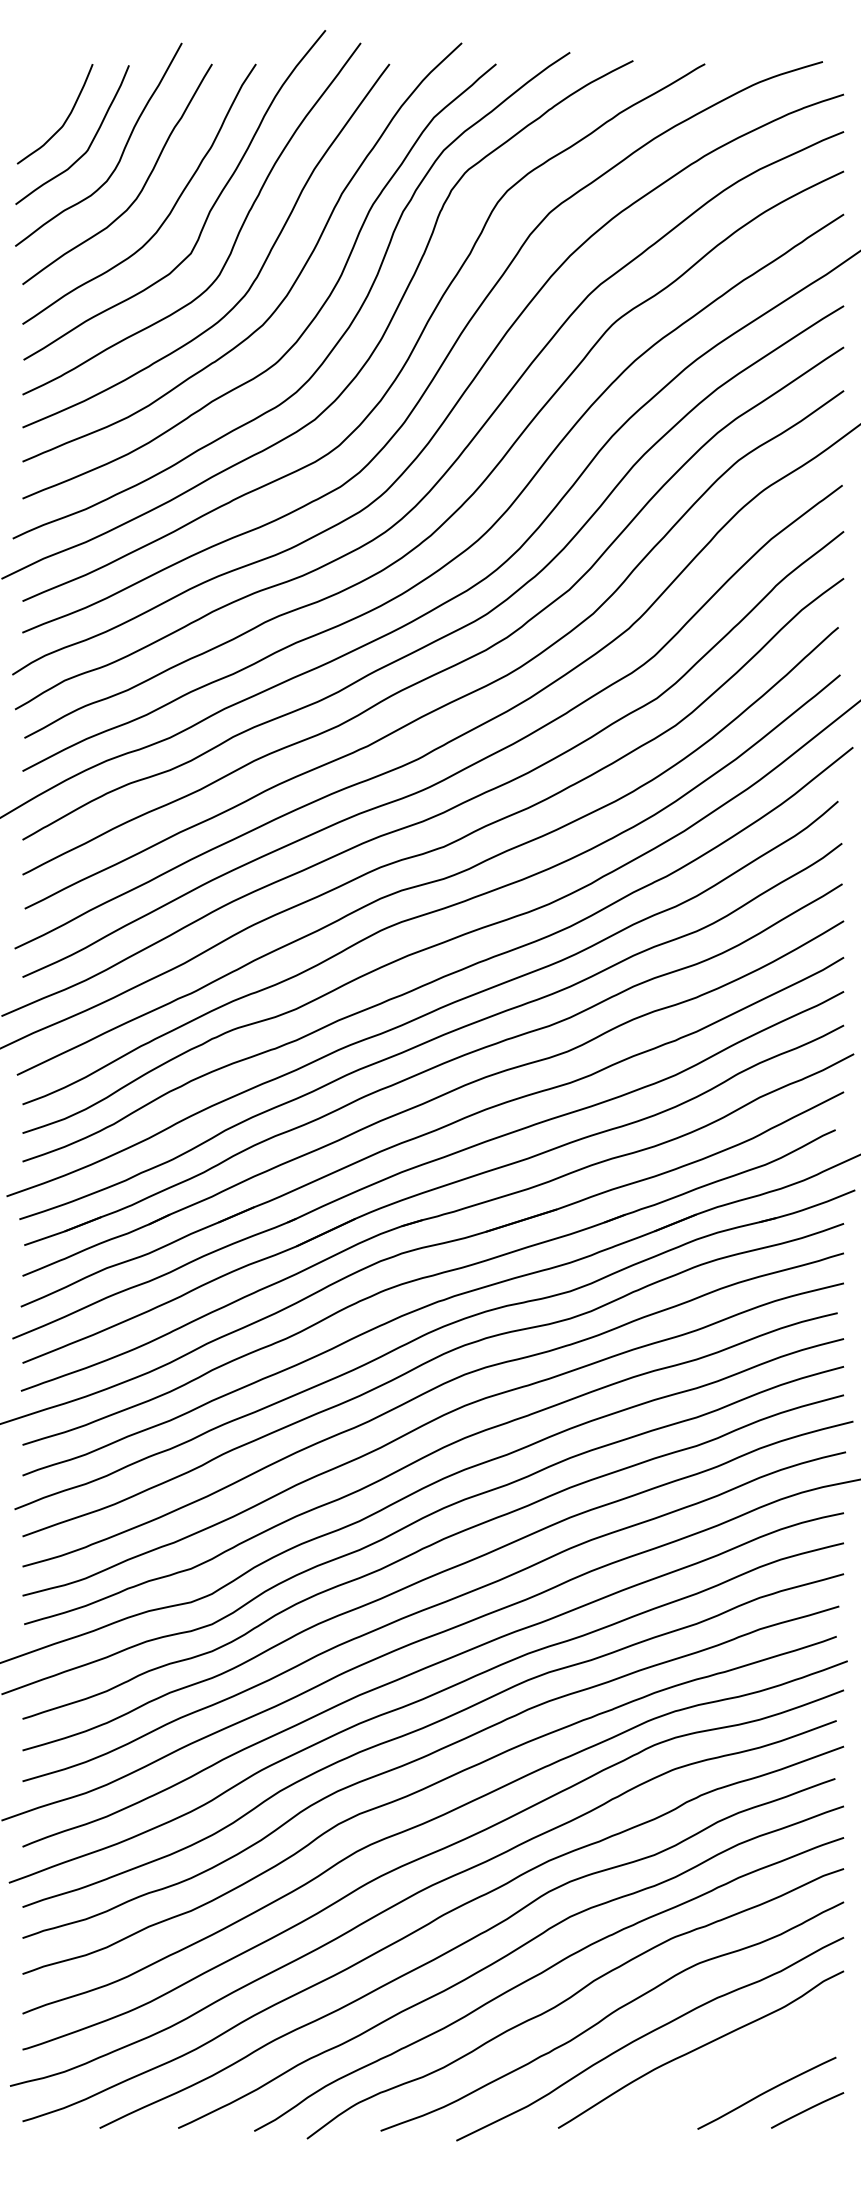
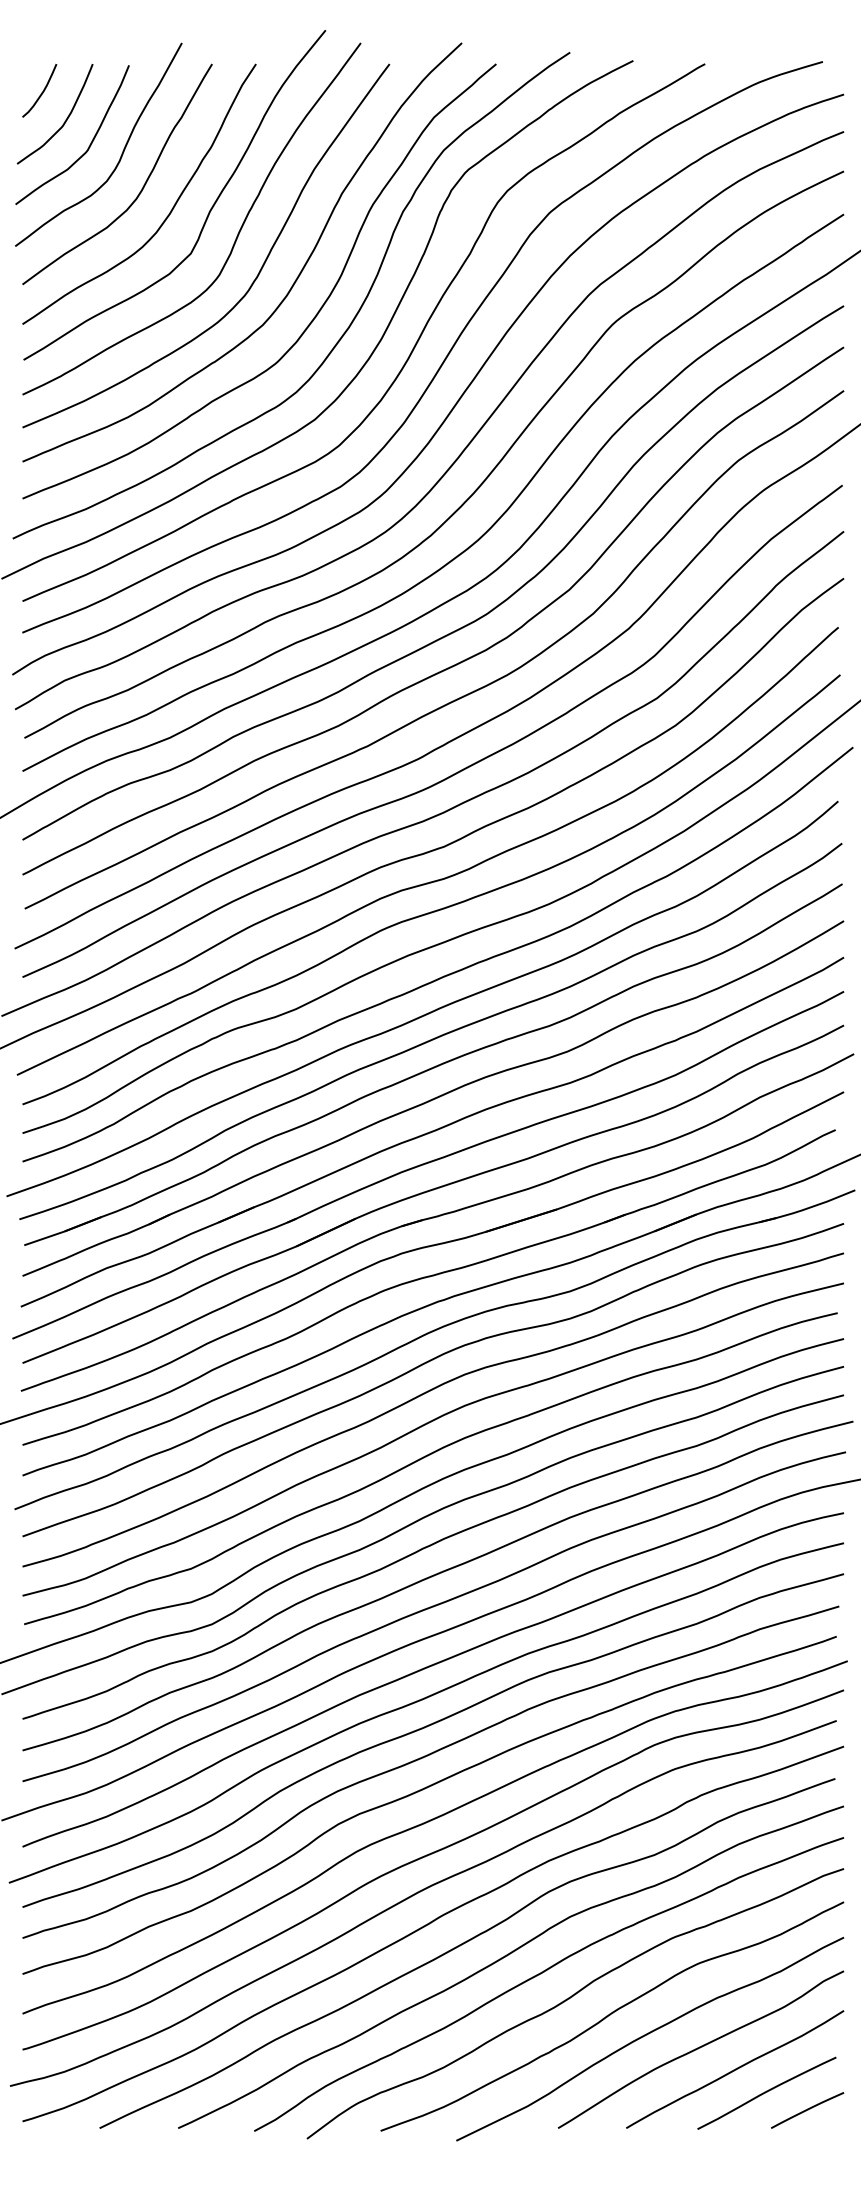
curve: none -> present (41, 92)
curve: none -> present (735, 2069)
